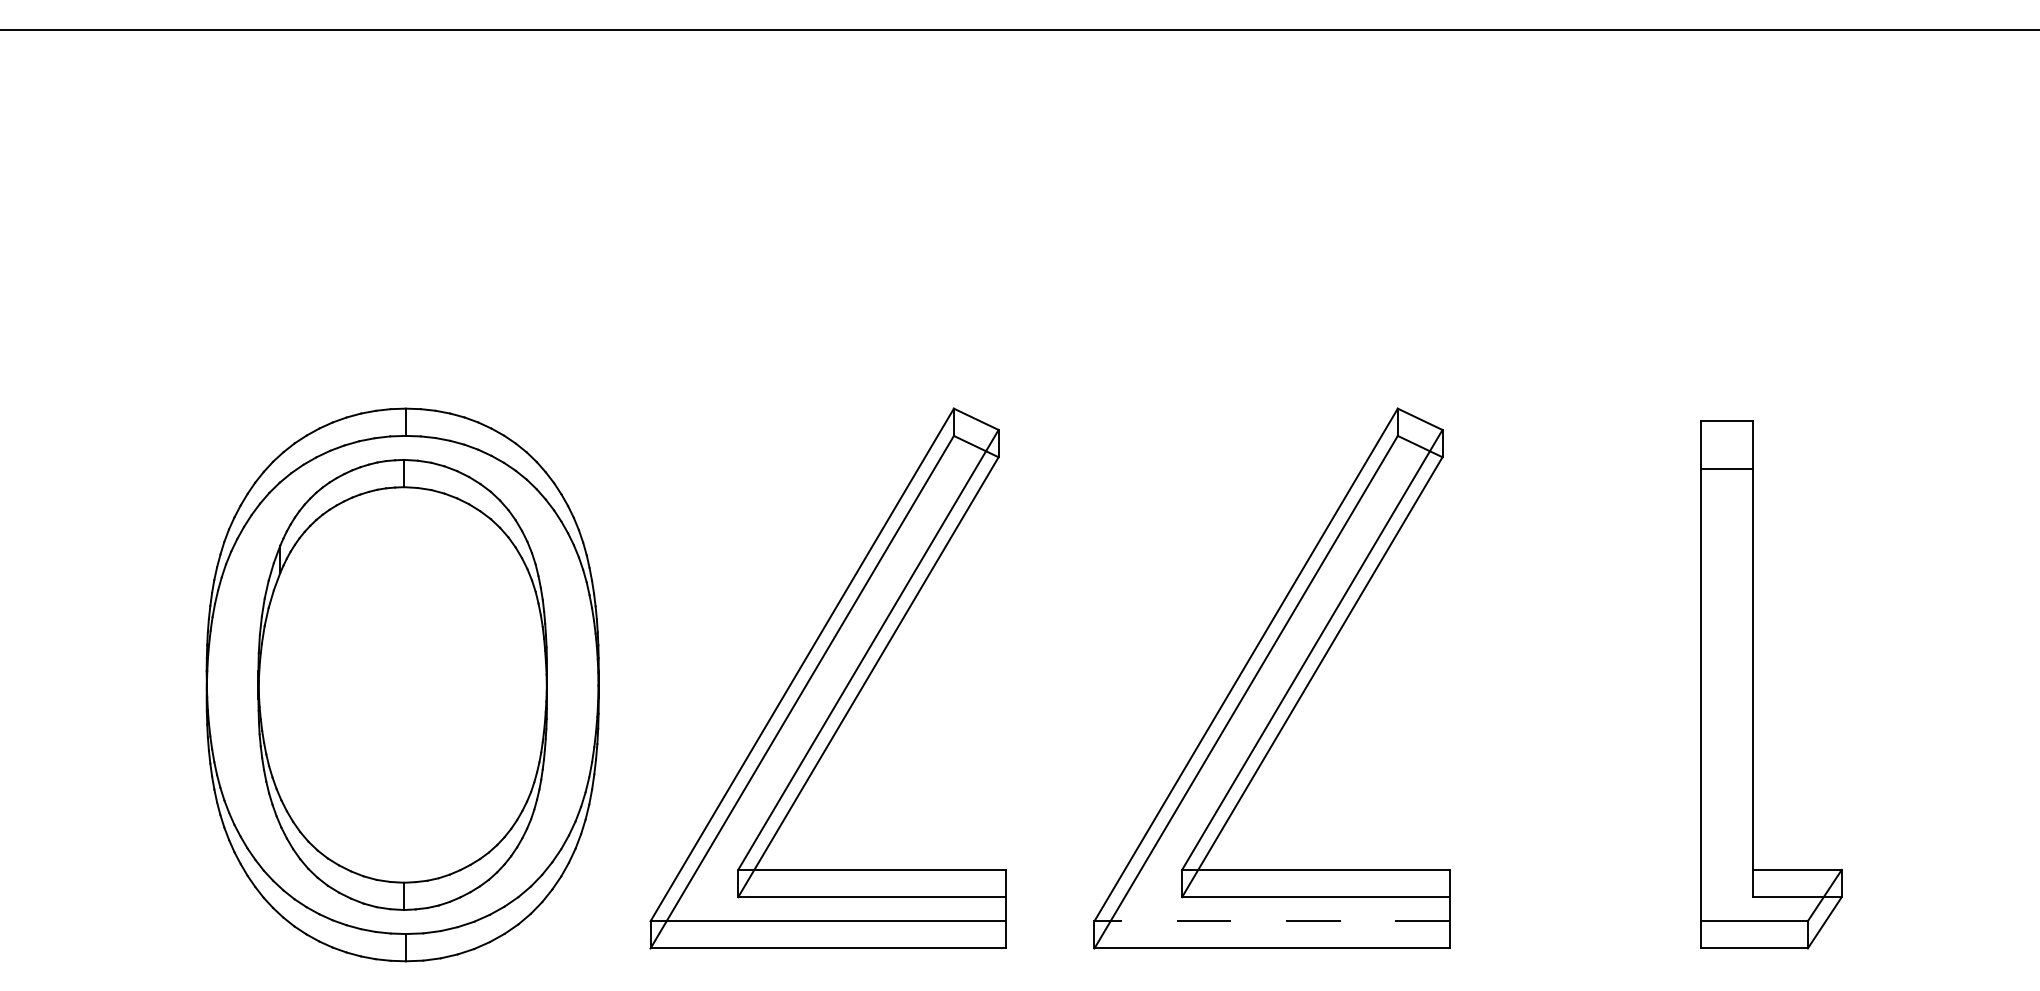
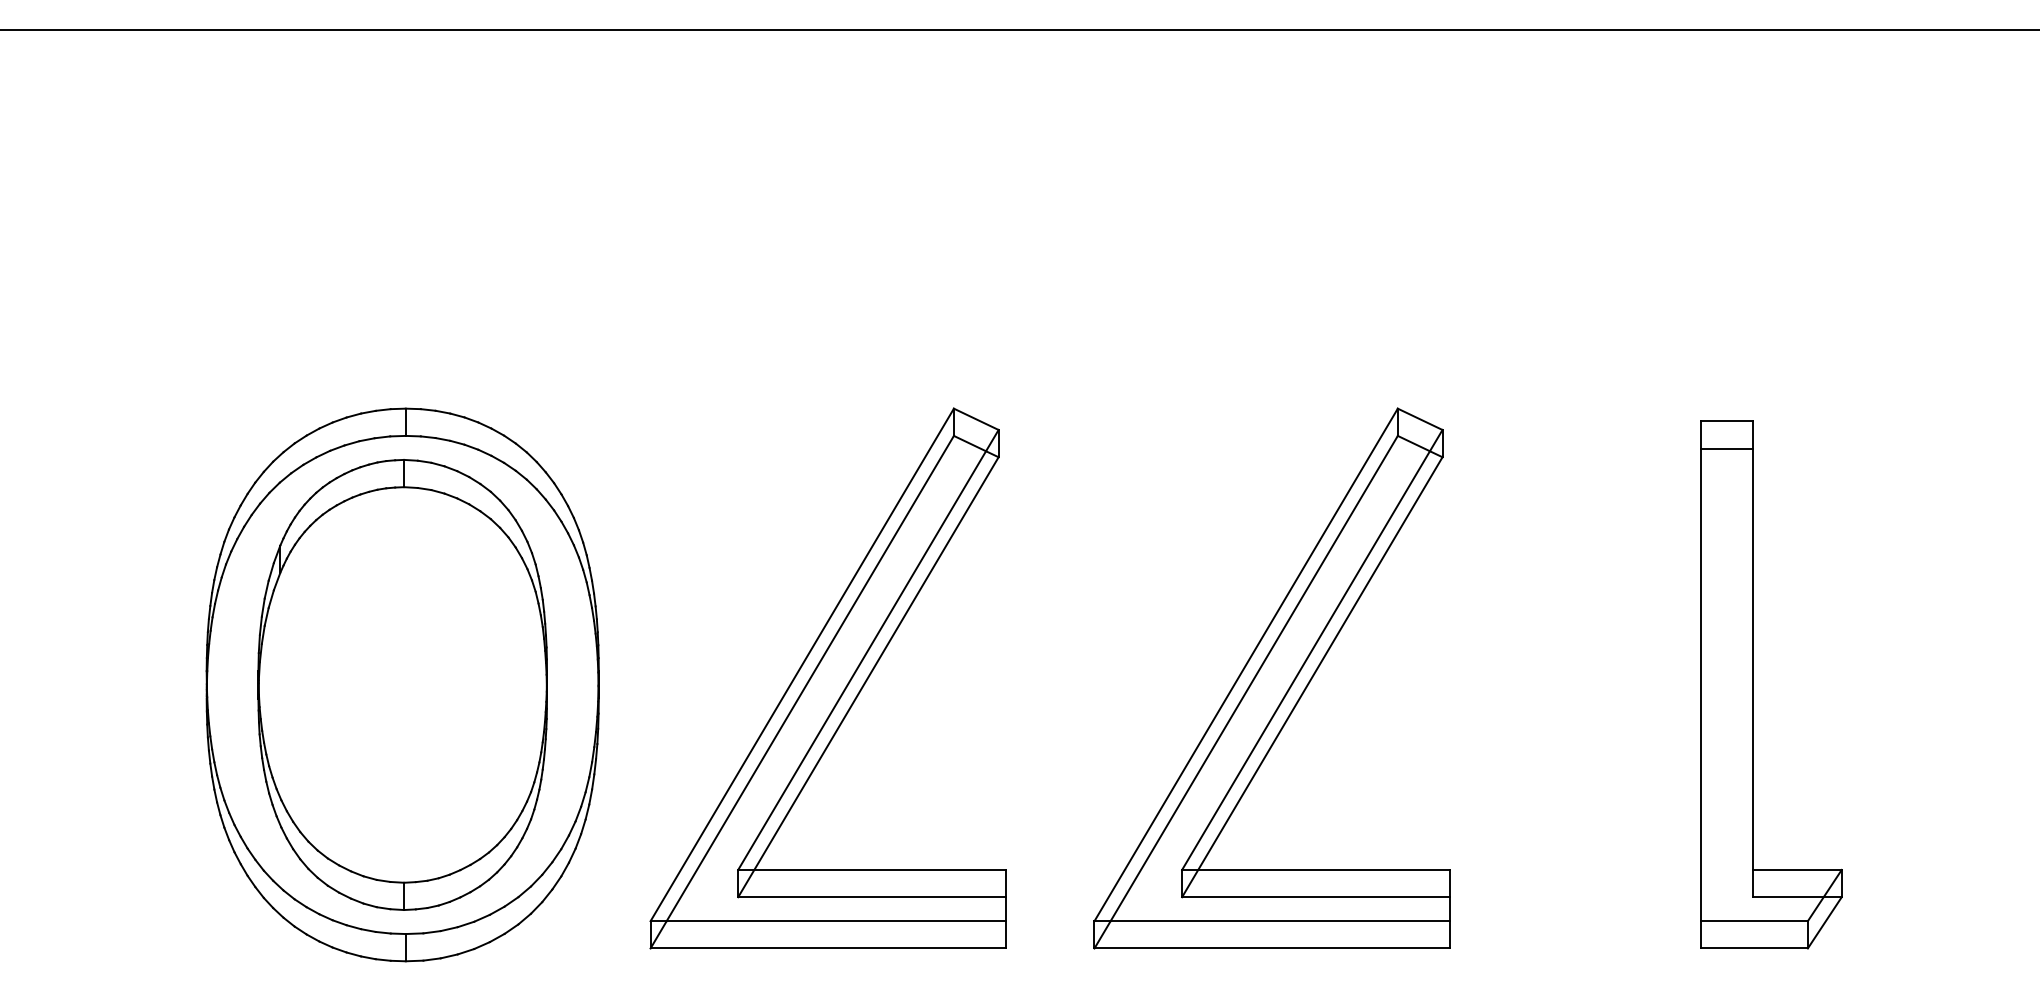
line position: (1726, 468) -> (1726, 448) (1726, 448)
line: dashed -> solid (1272, 921)
